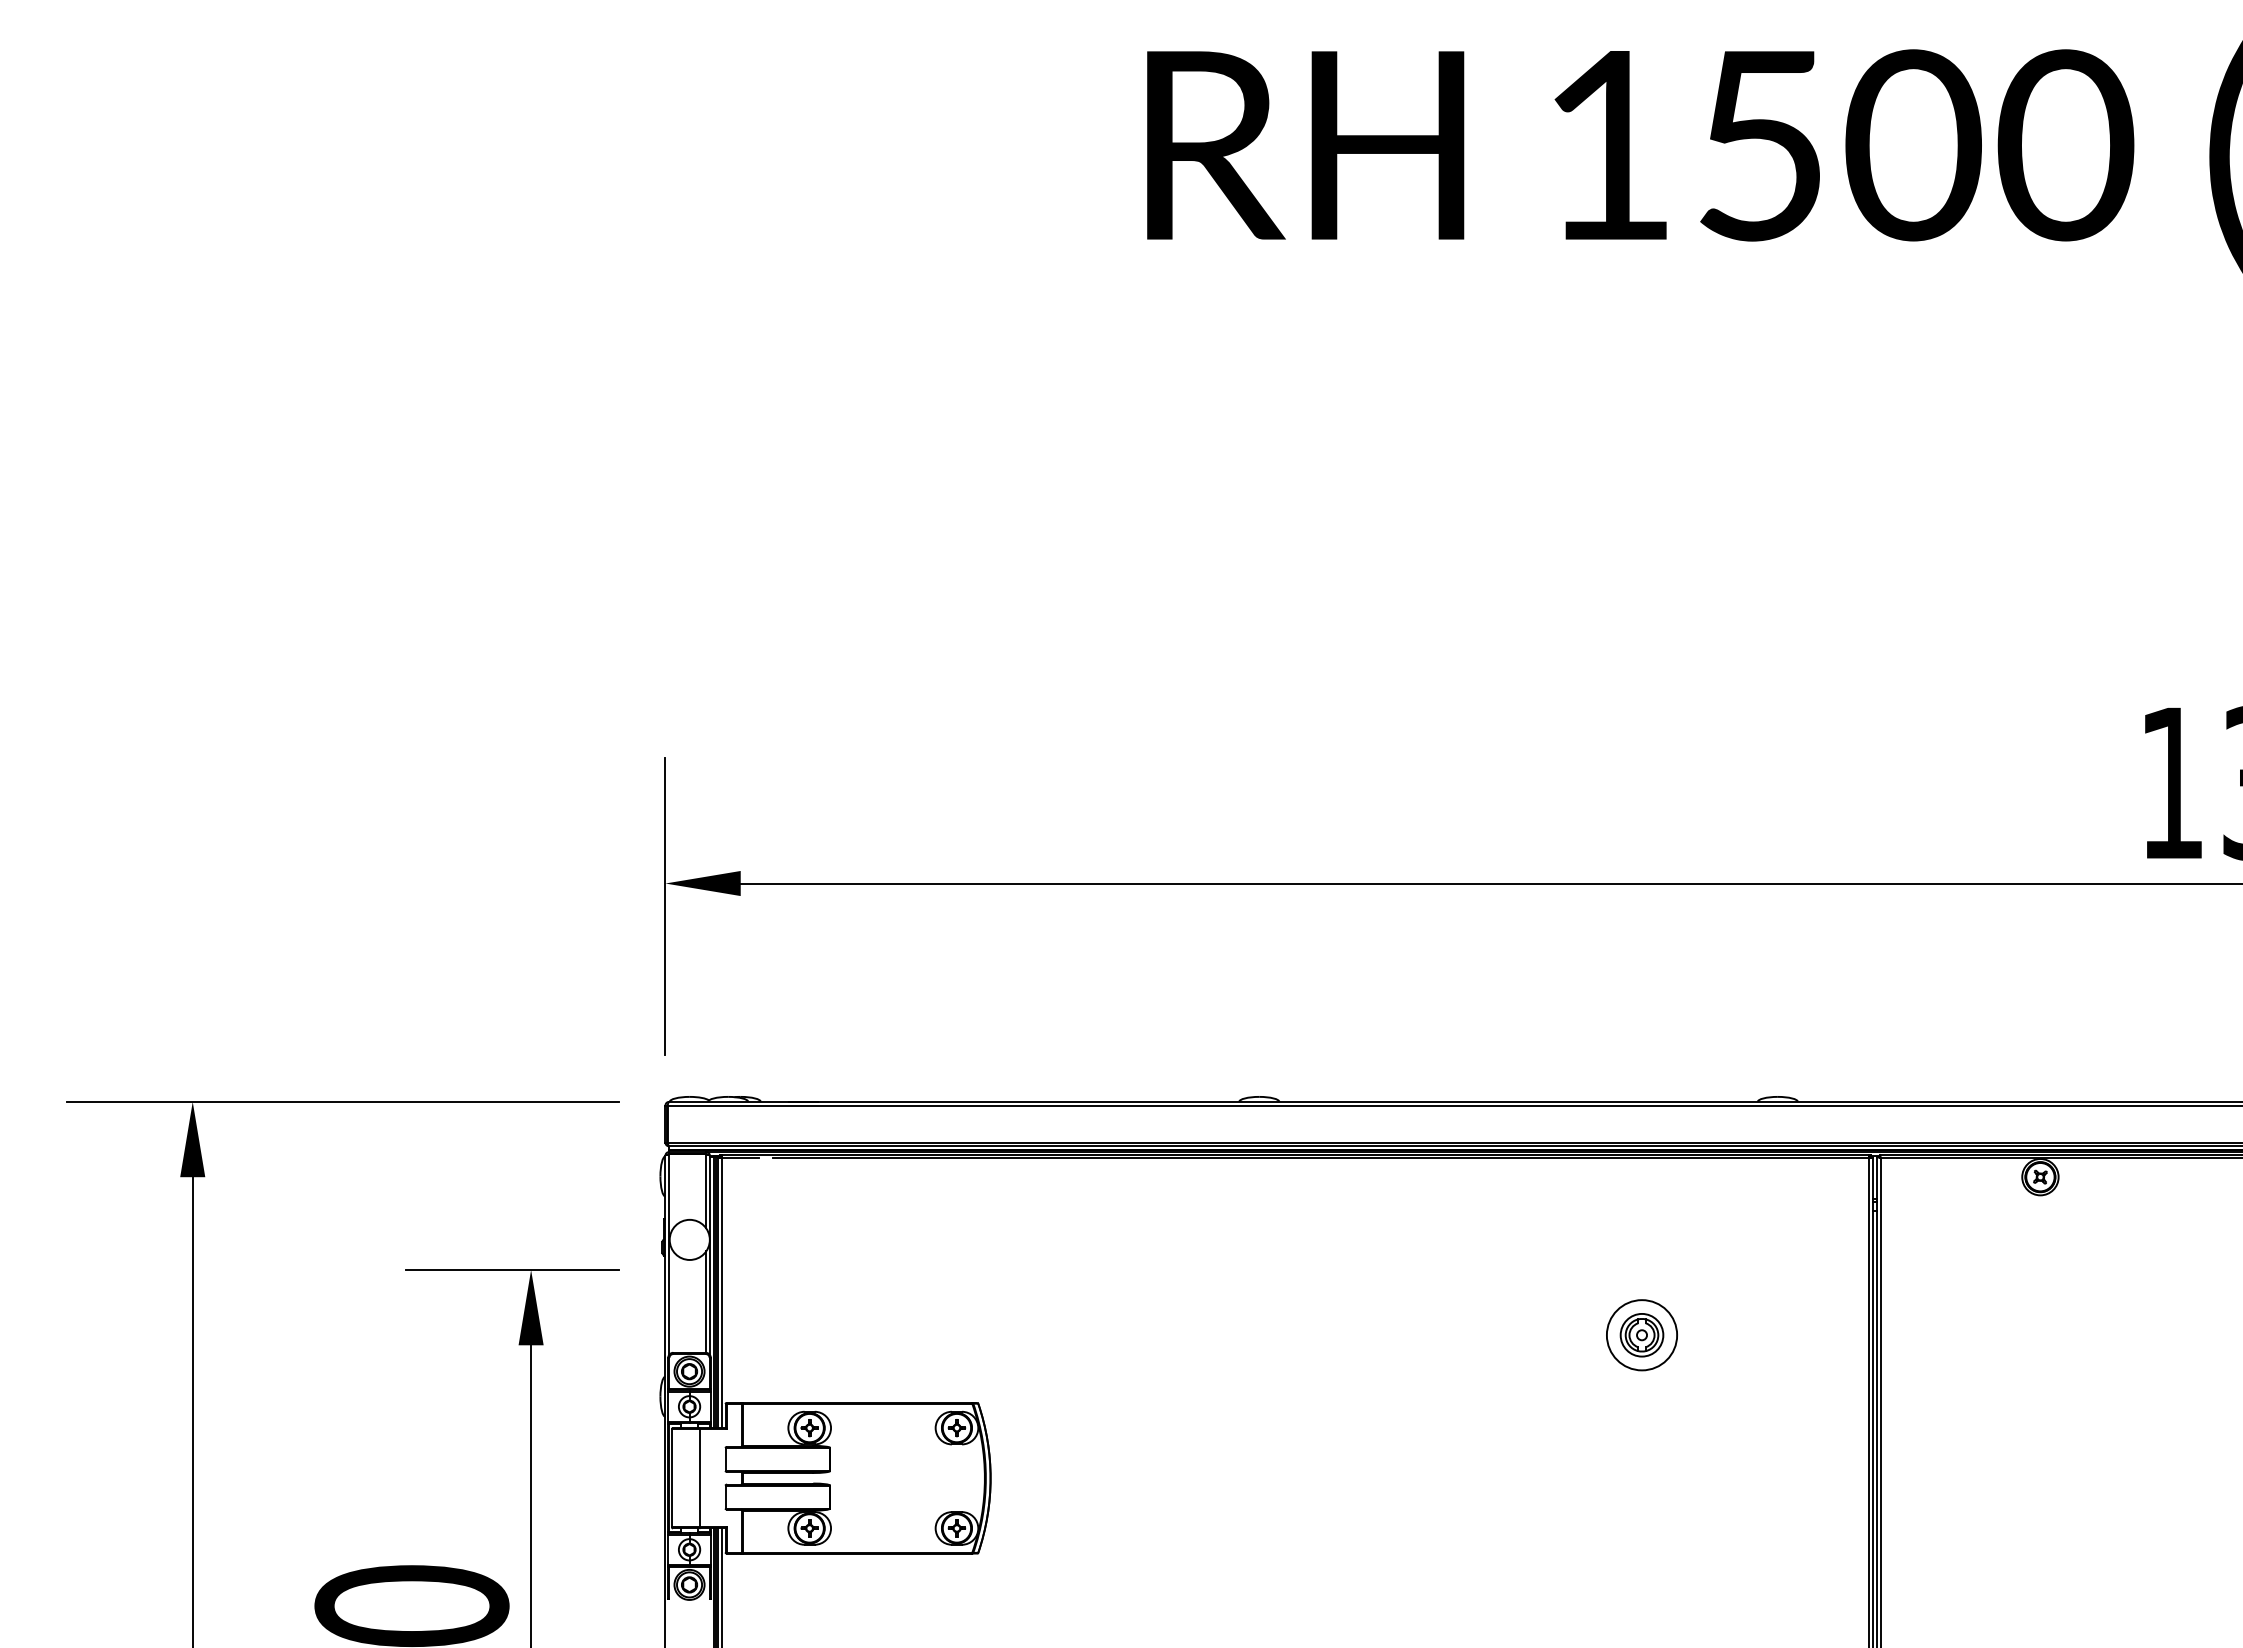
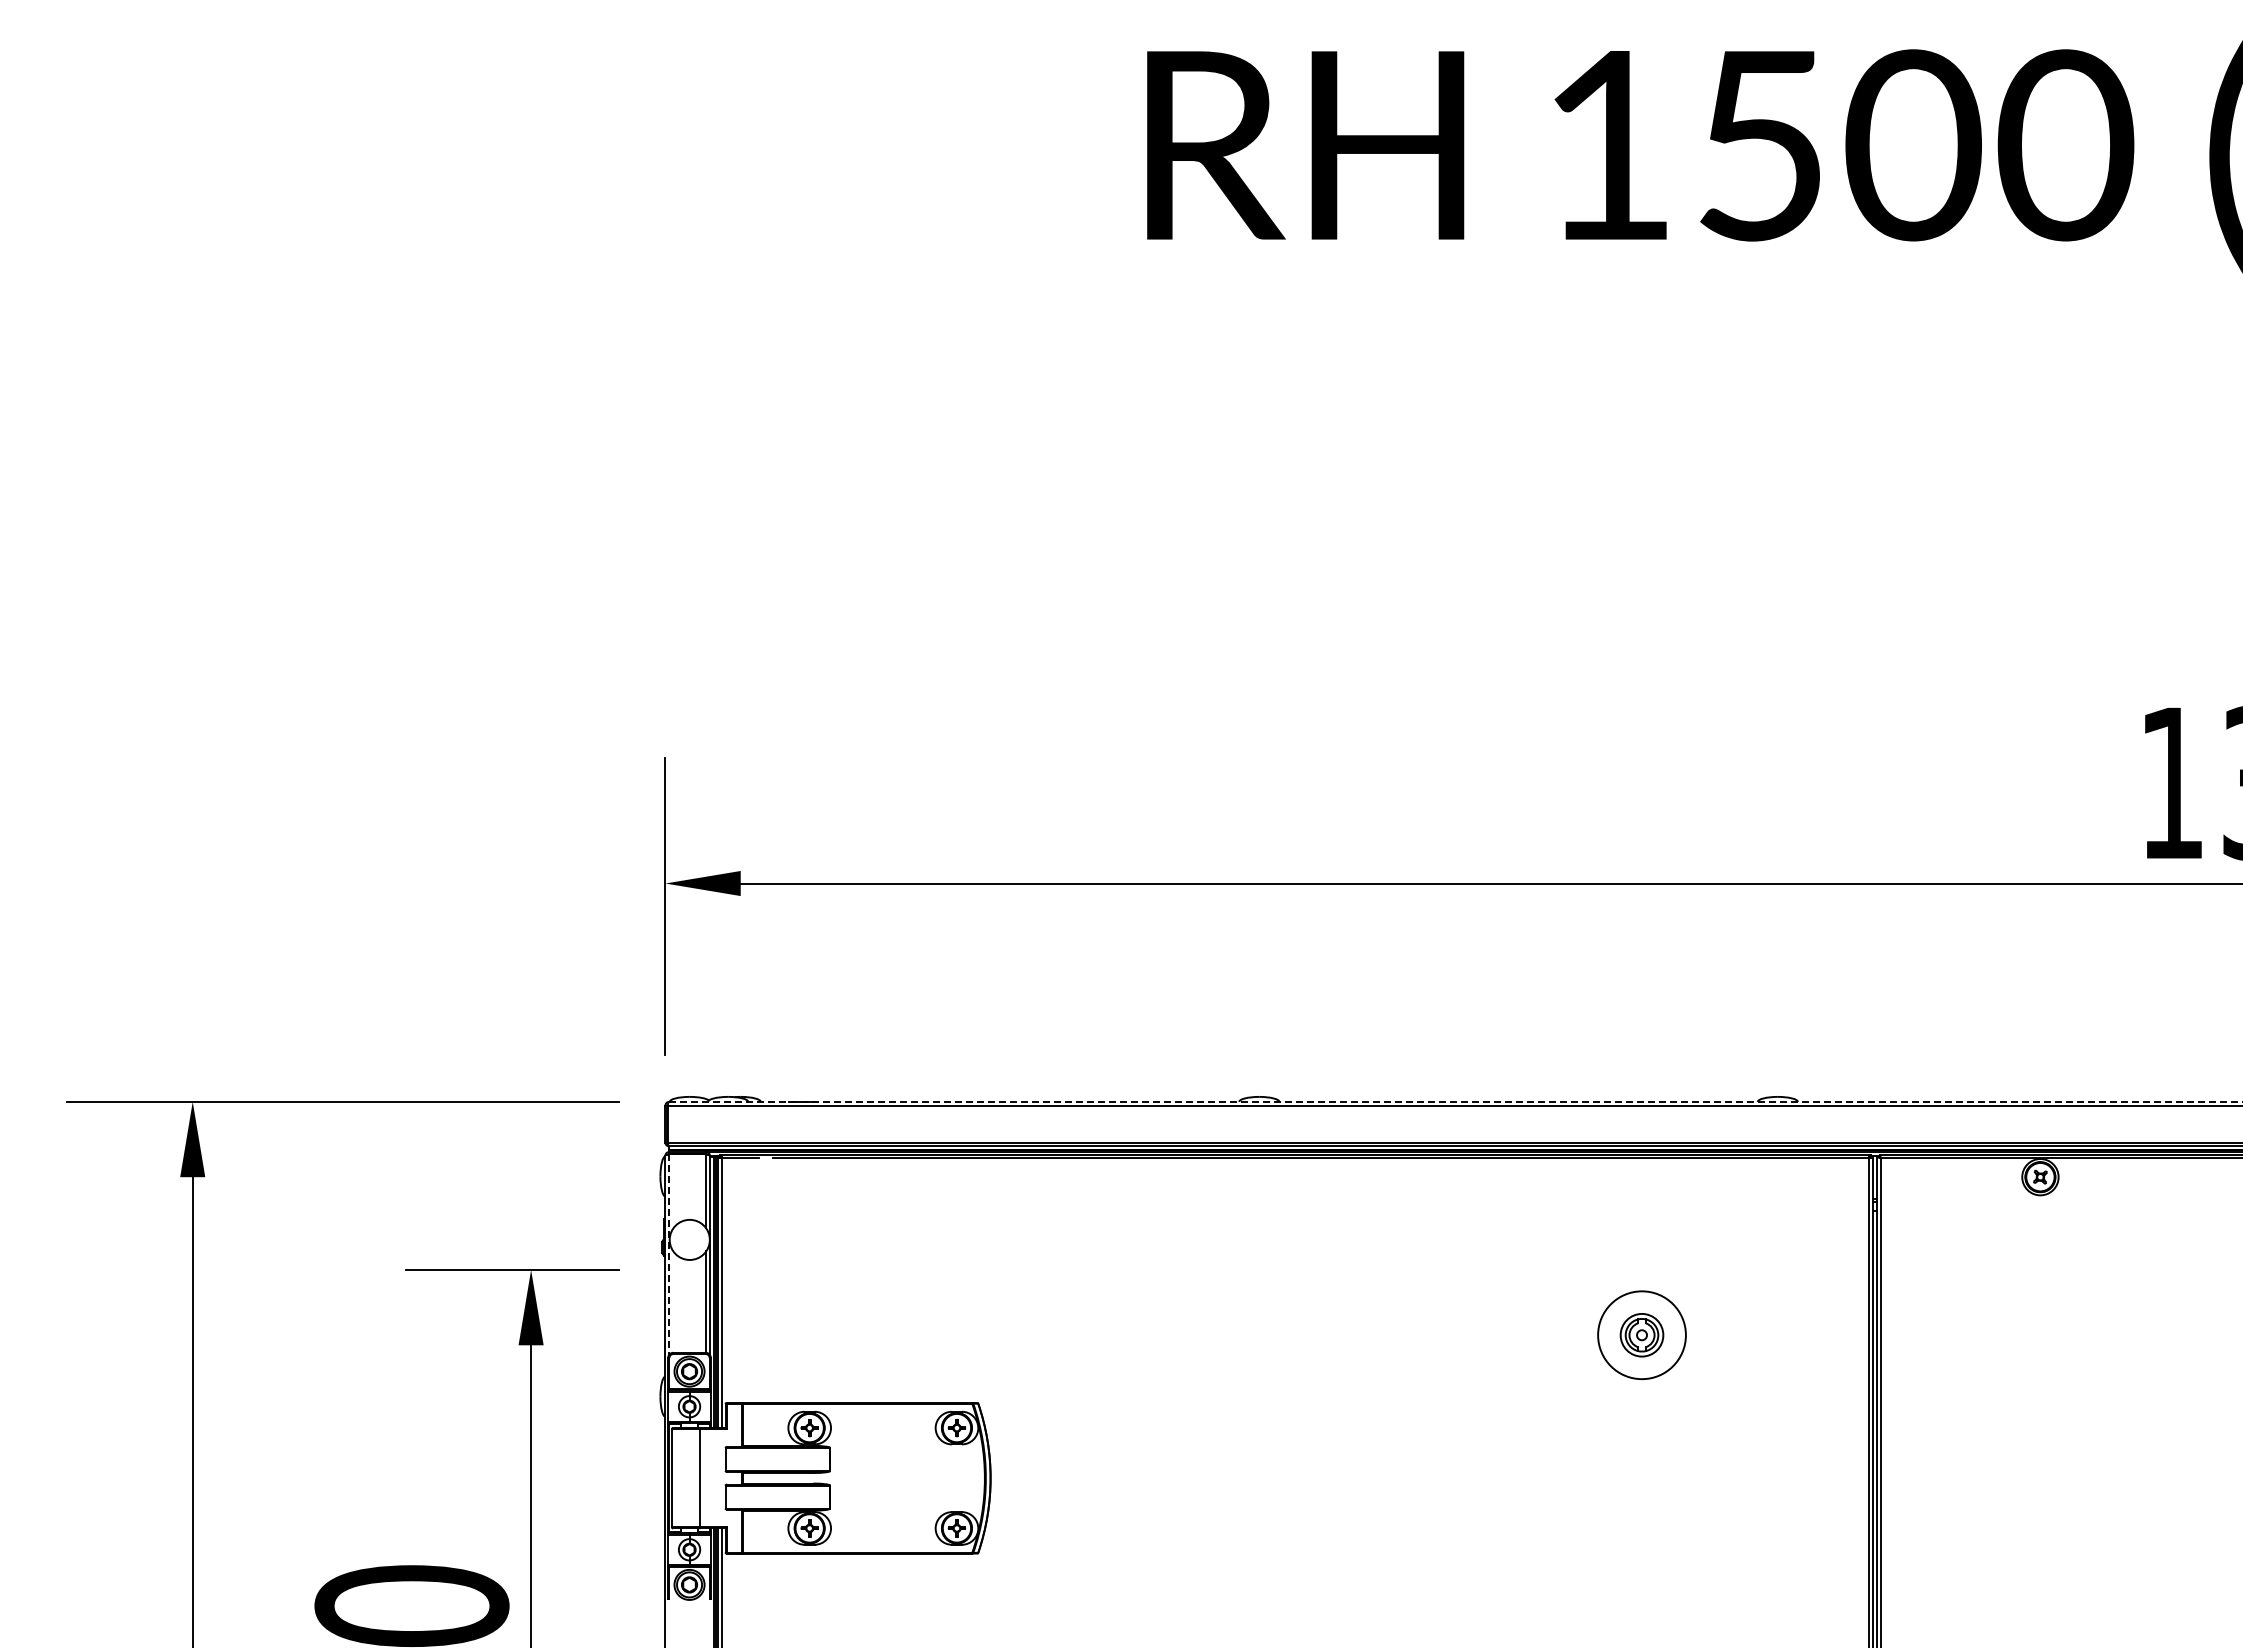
line: solid -> dashed (1455, 1101)
line: solid -> dashed (669, 1255)
circle diameter: 70 px -> 88 px (1641, 1335)
